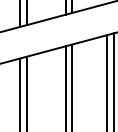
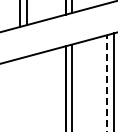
line: solid -> dashed (106, 83)
line: present -> none (27, 92)
line: present -> none (19, 93)
